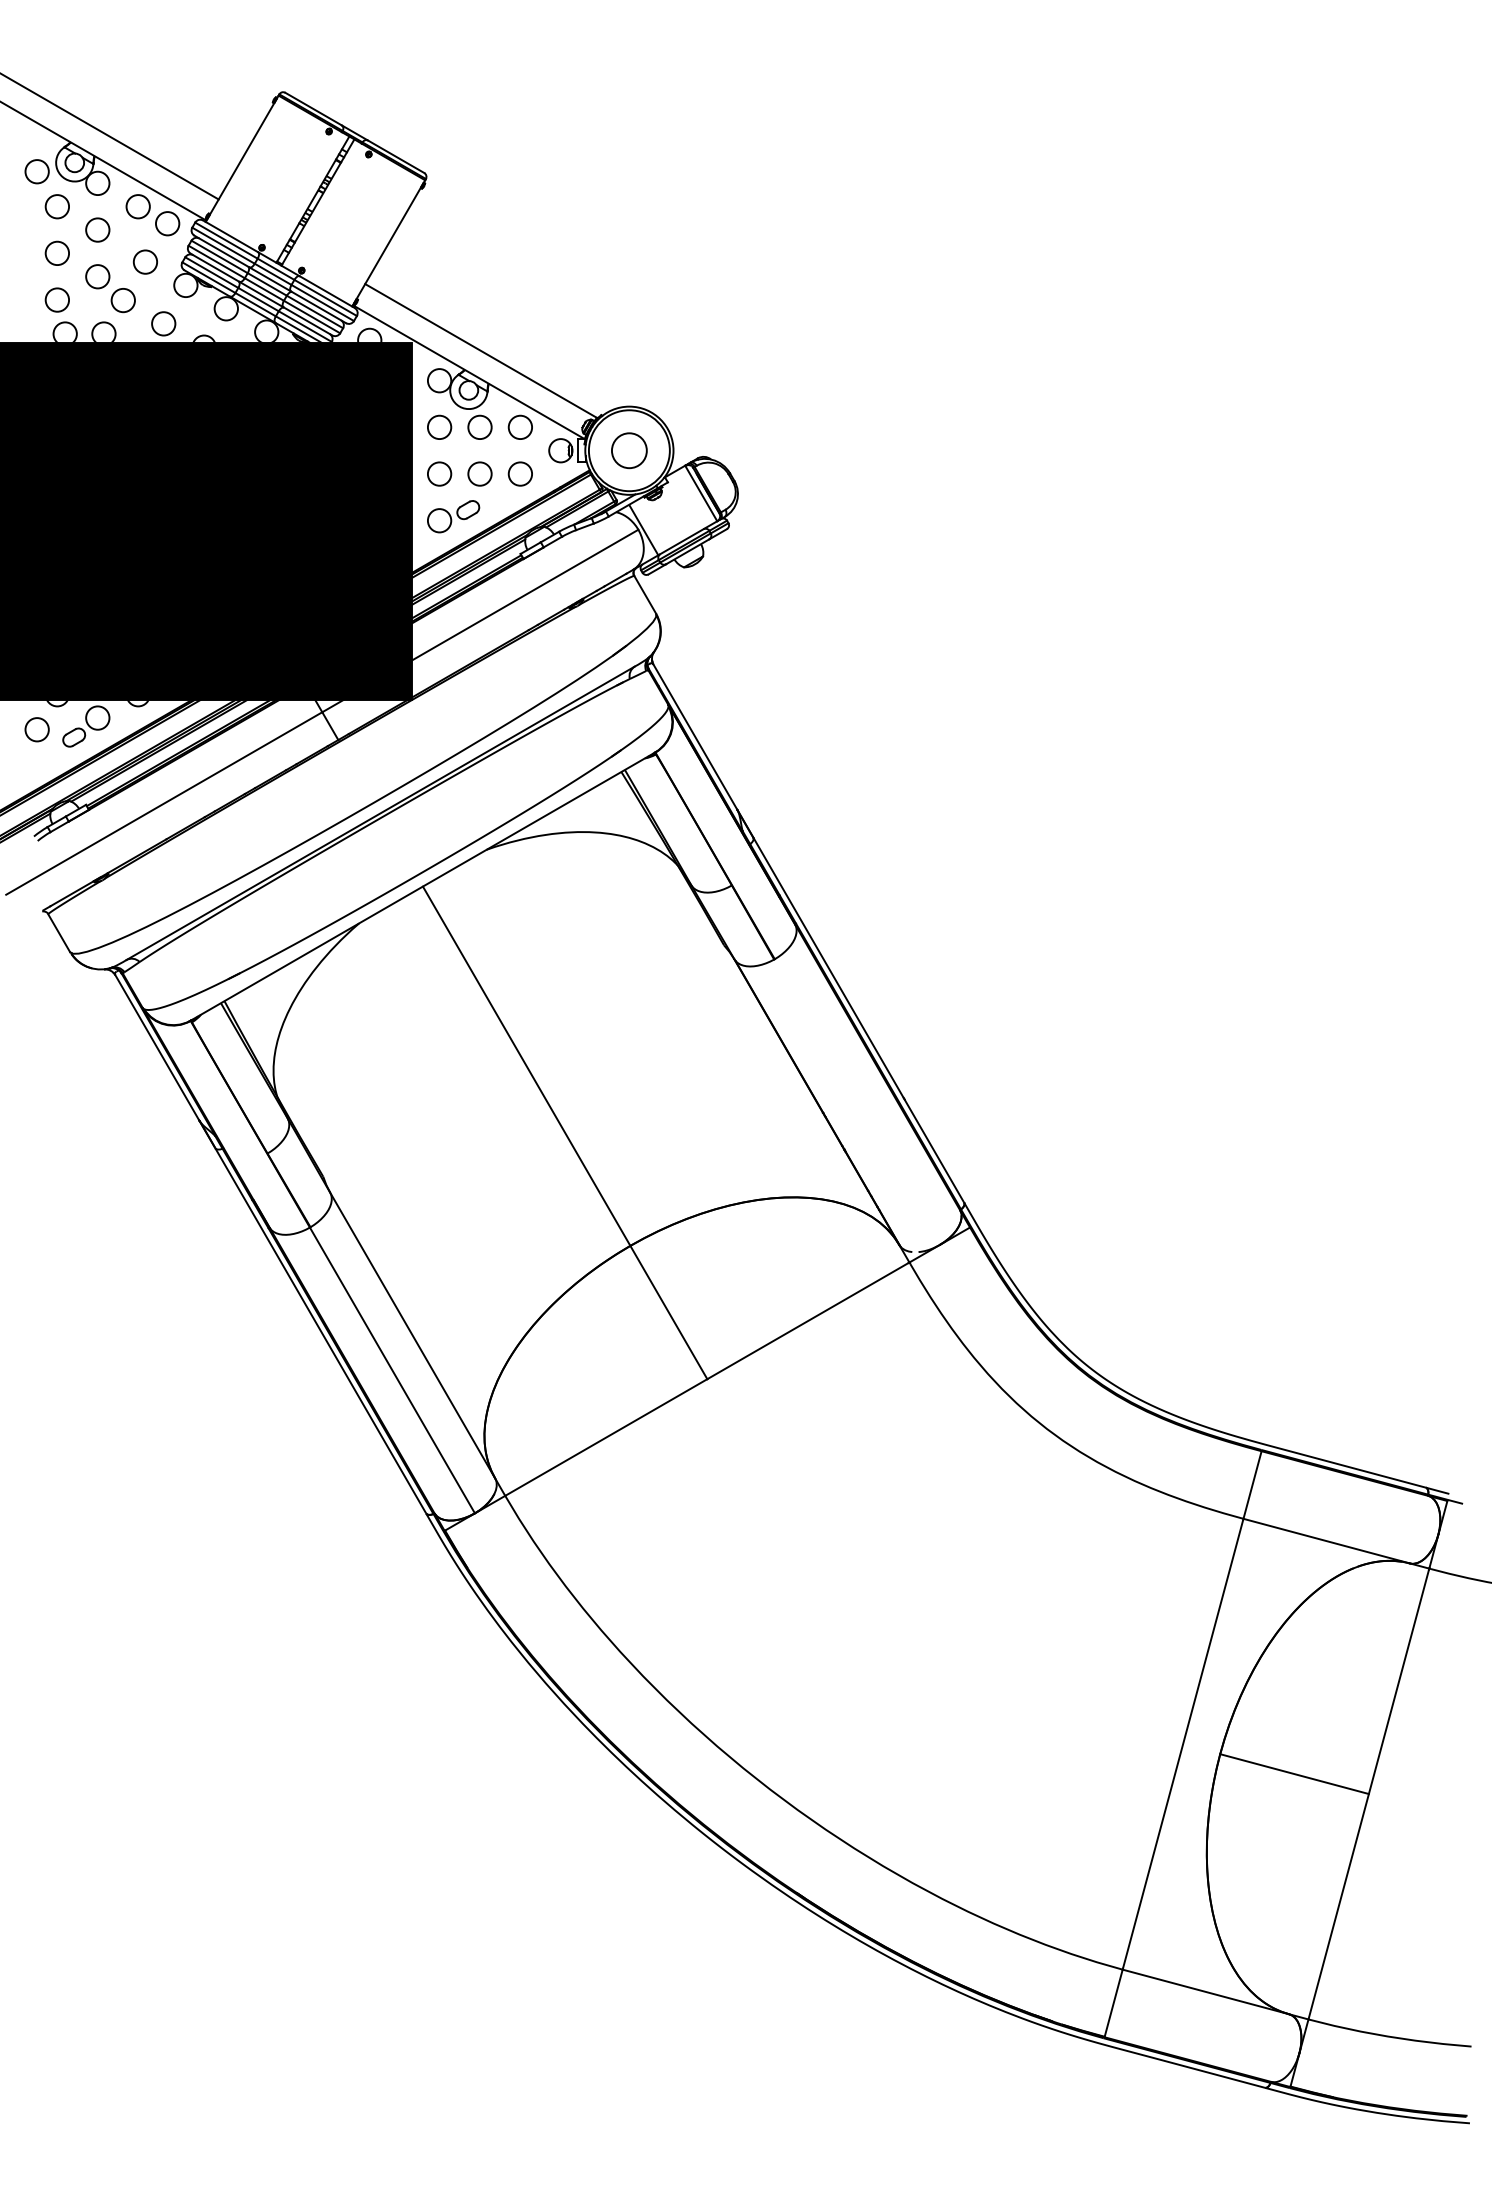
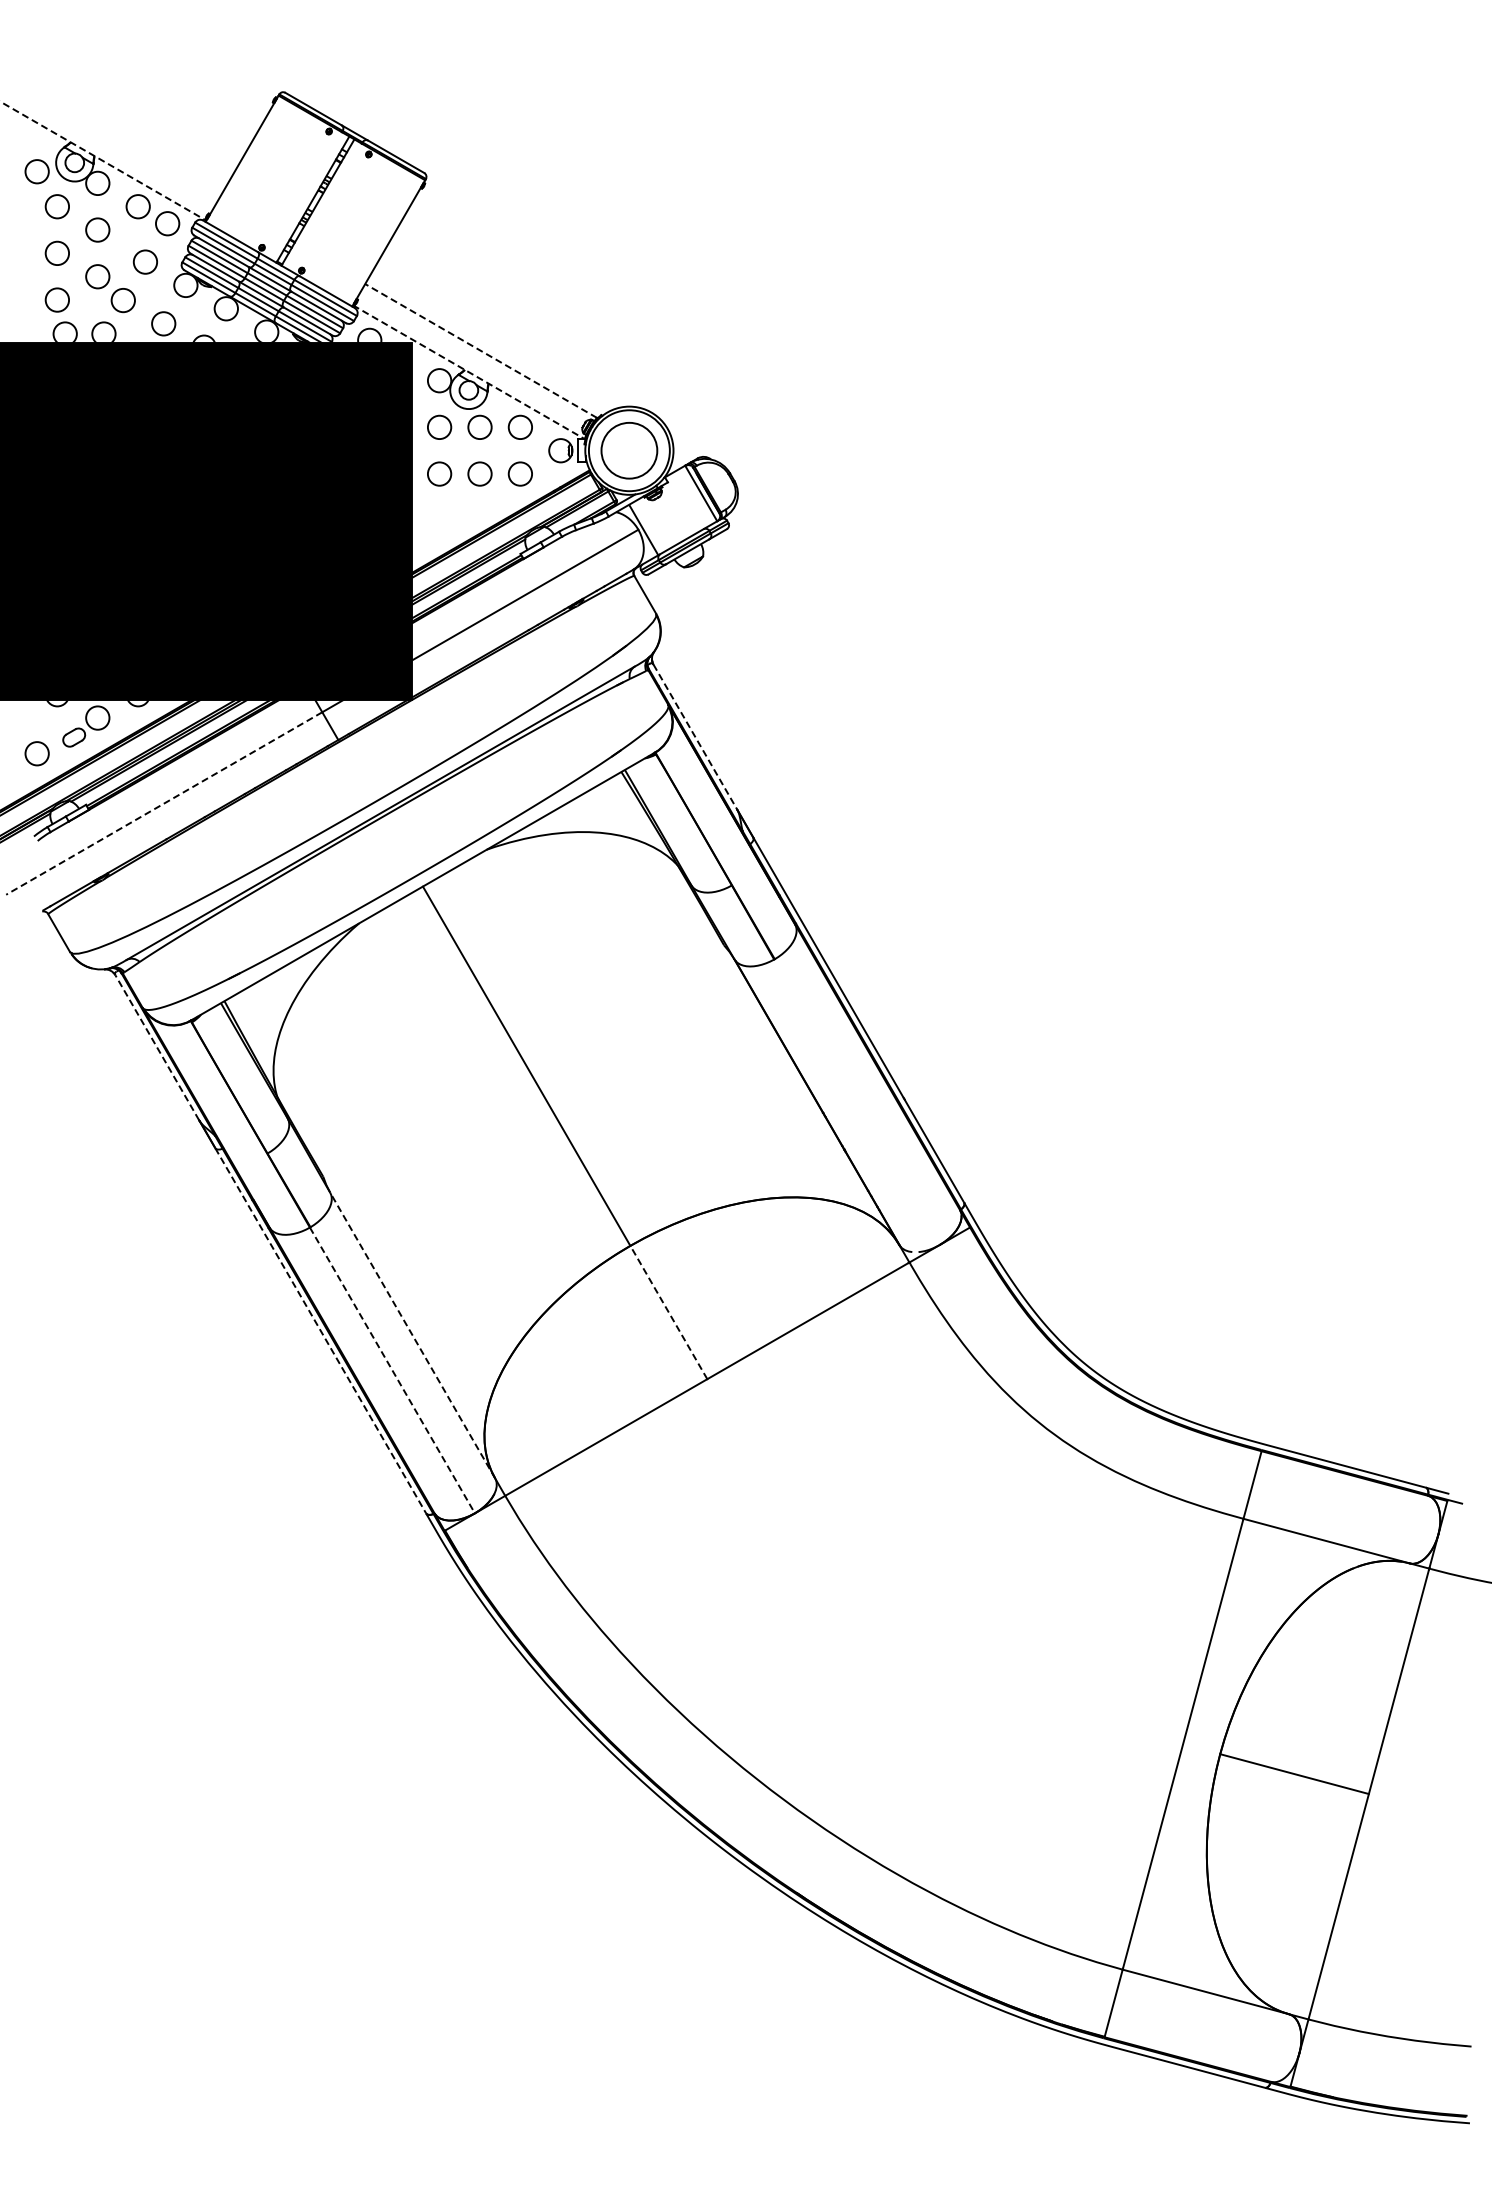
line: present -> none (110, 136)
line: solid -> dashed (103, 161)
line: solid -> dashed (481, 350)
line: solid -> dashed (468, 372)
circle diameter: 35 px -> 56 px (629, 450)
part: present -> none (453, 516)
circle position: (36, 729) -> (36, 753) (36, 753)
line: solid -> dashed (695, 737)
line: solid -> dashed (164, 803)
line: solid -> dashed (157, 1047)
line: solid -> dashed (668, 1312)
line: solid -> dashed (320, 1330)
line: solid -> dashed (412, 1335)
line: solid -> dashed (392, 1370)
